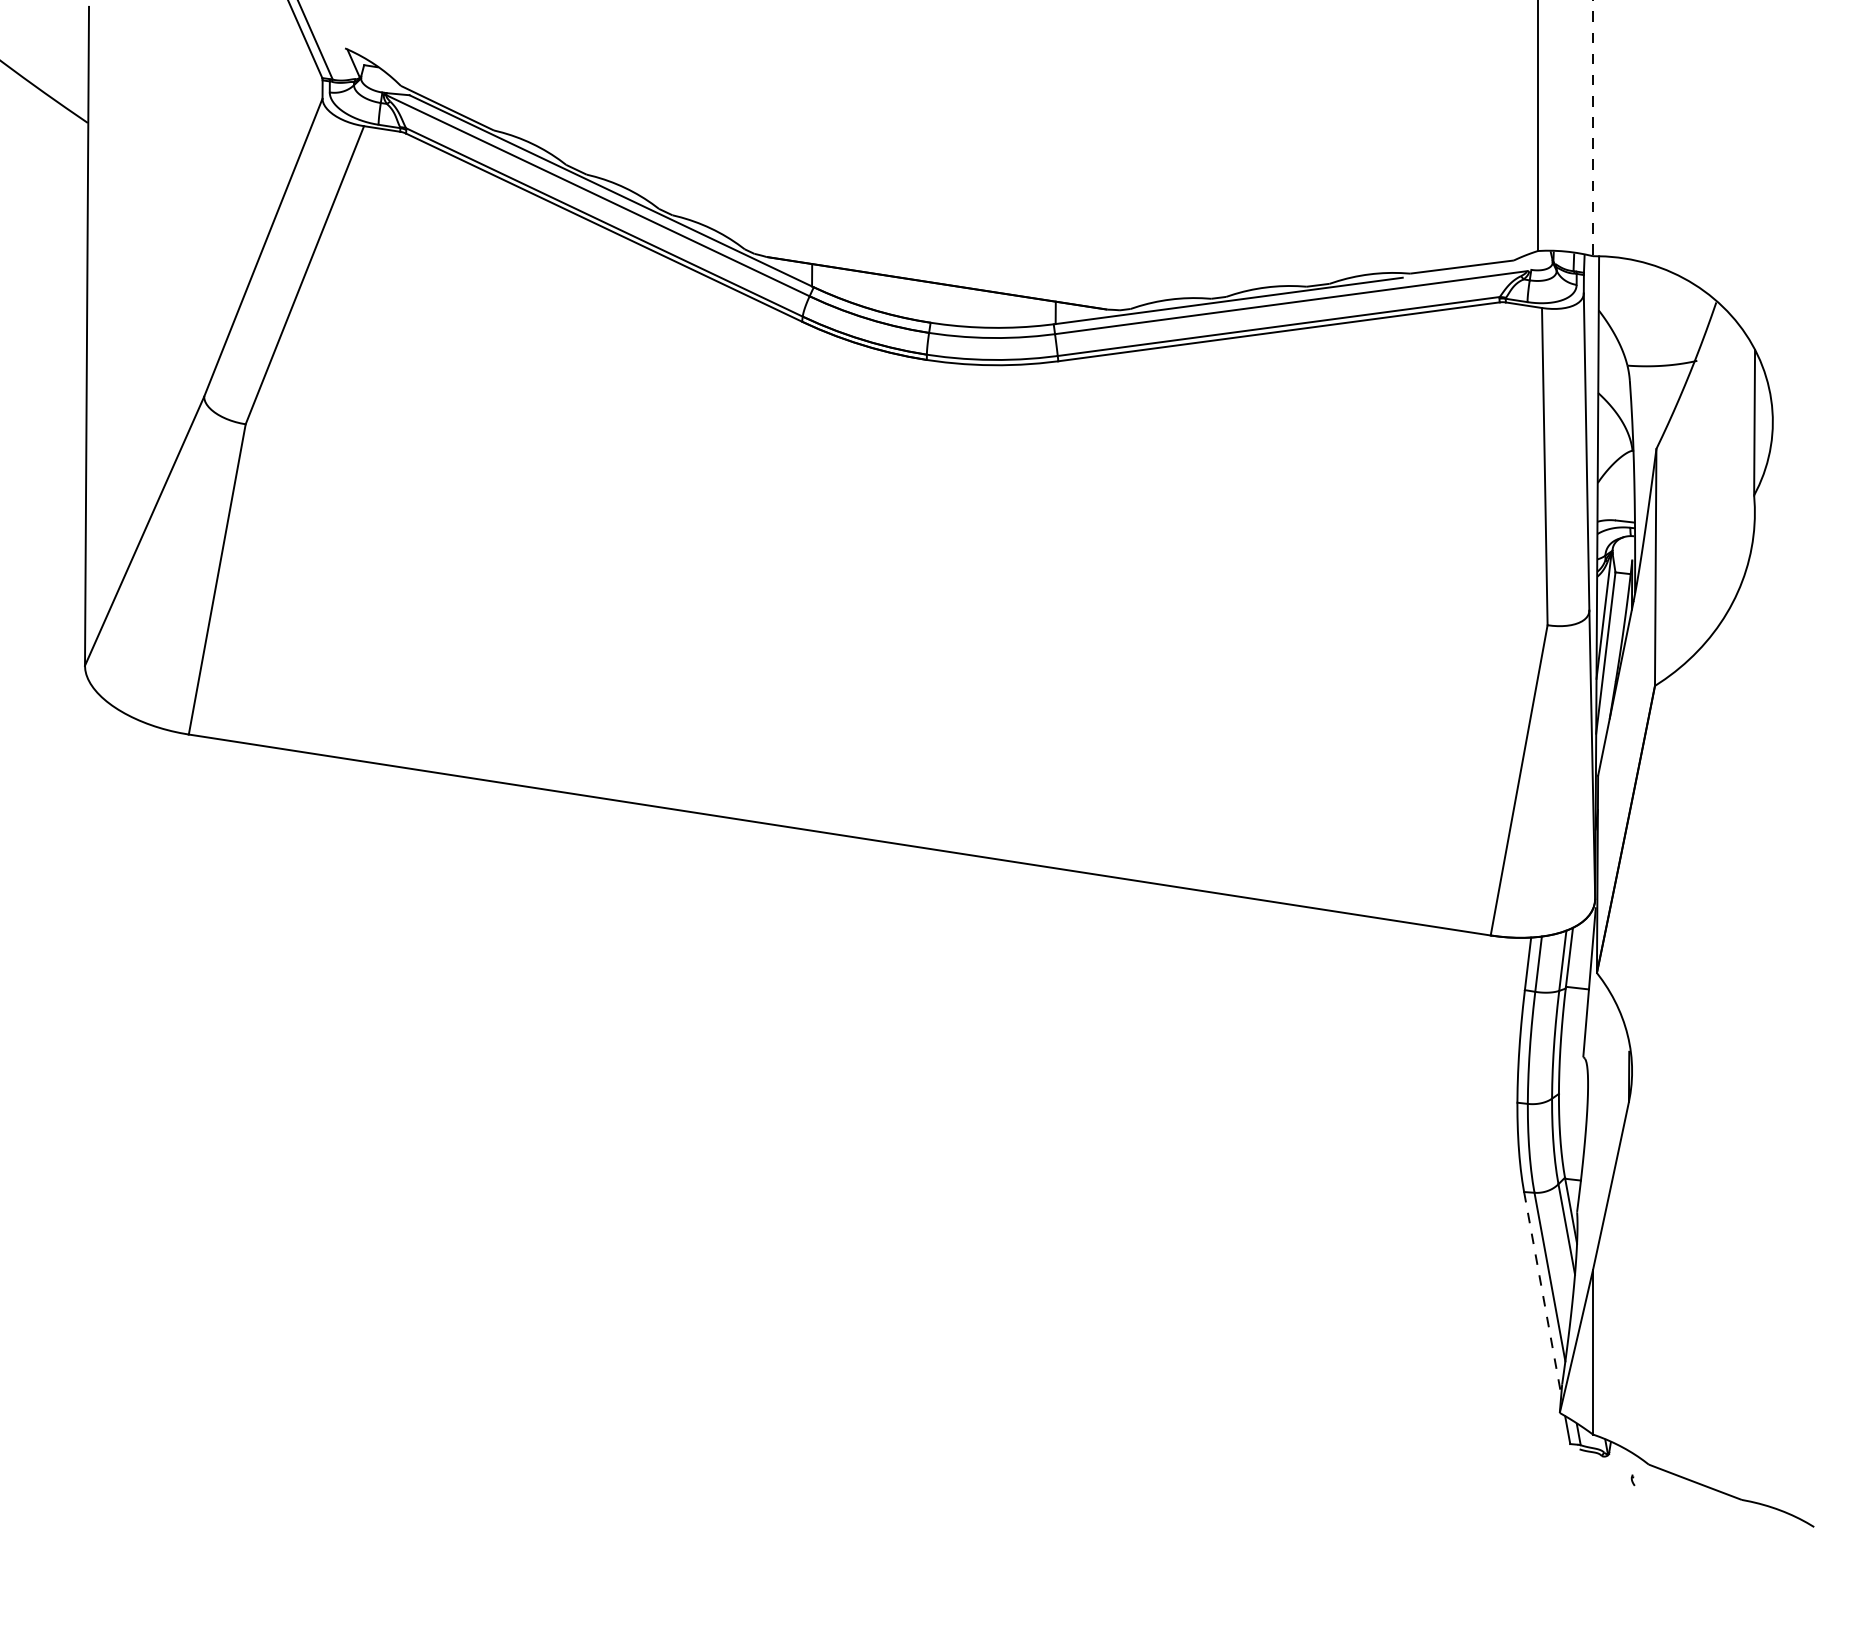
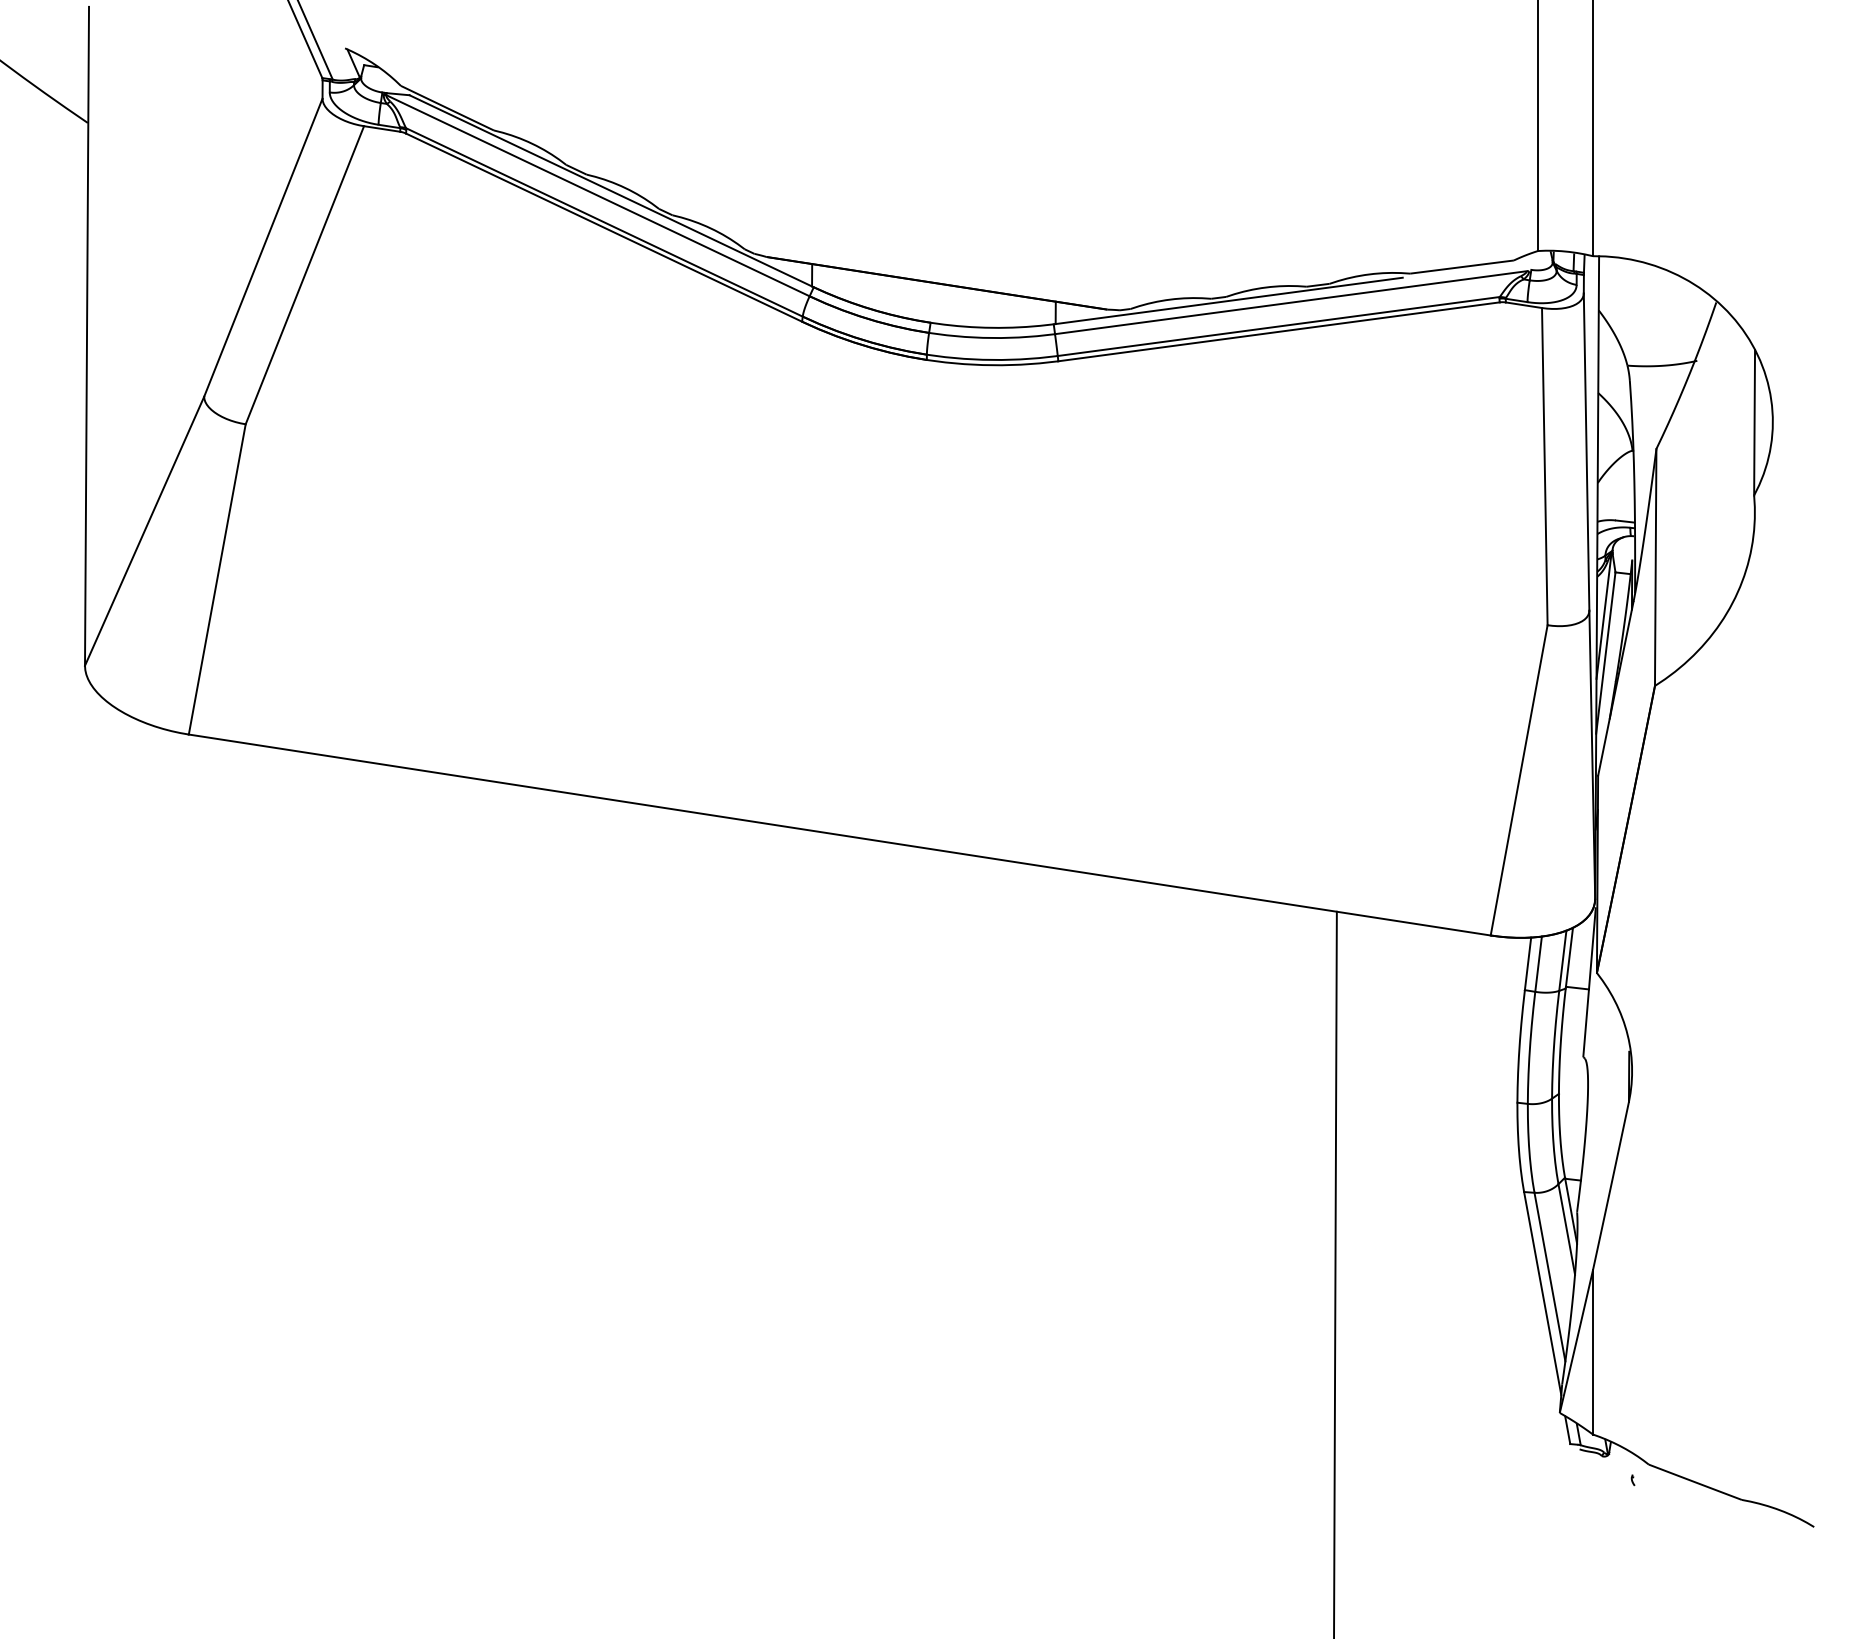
line: dashed -> solid (1593, 128)
line: none -> present (1335, 1273)
line: dashed -> solid (1542, 1294)
